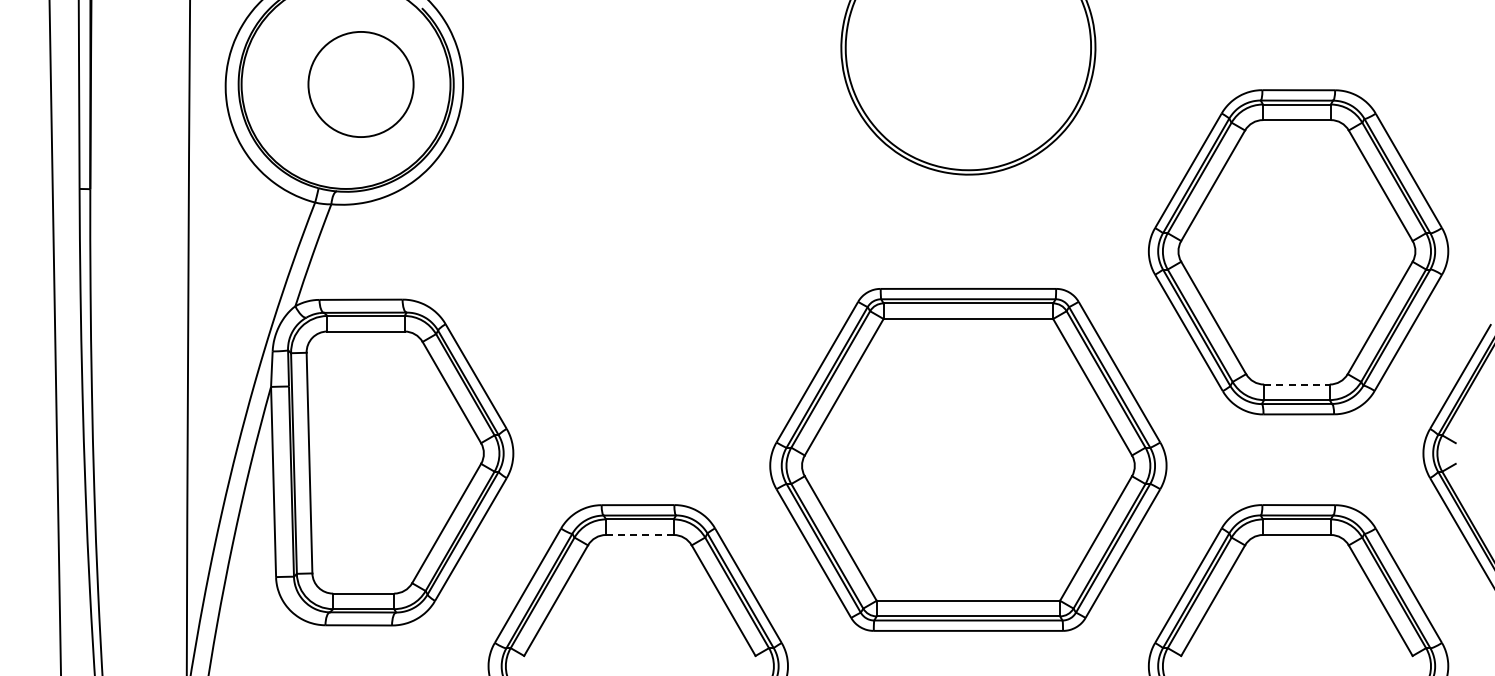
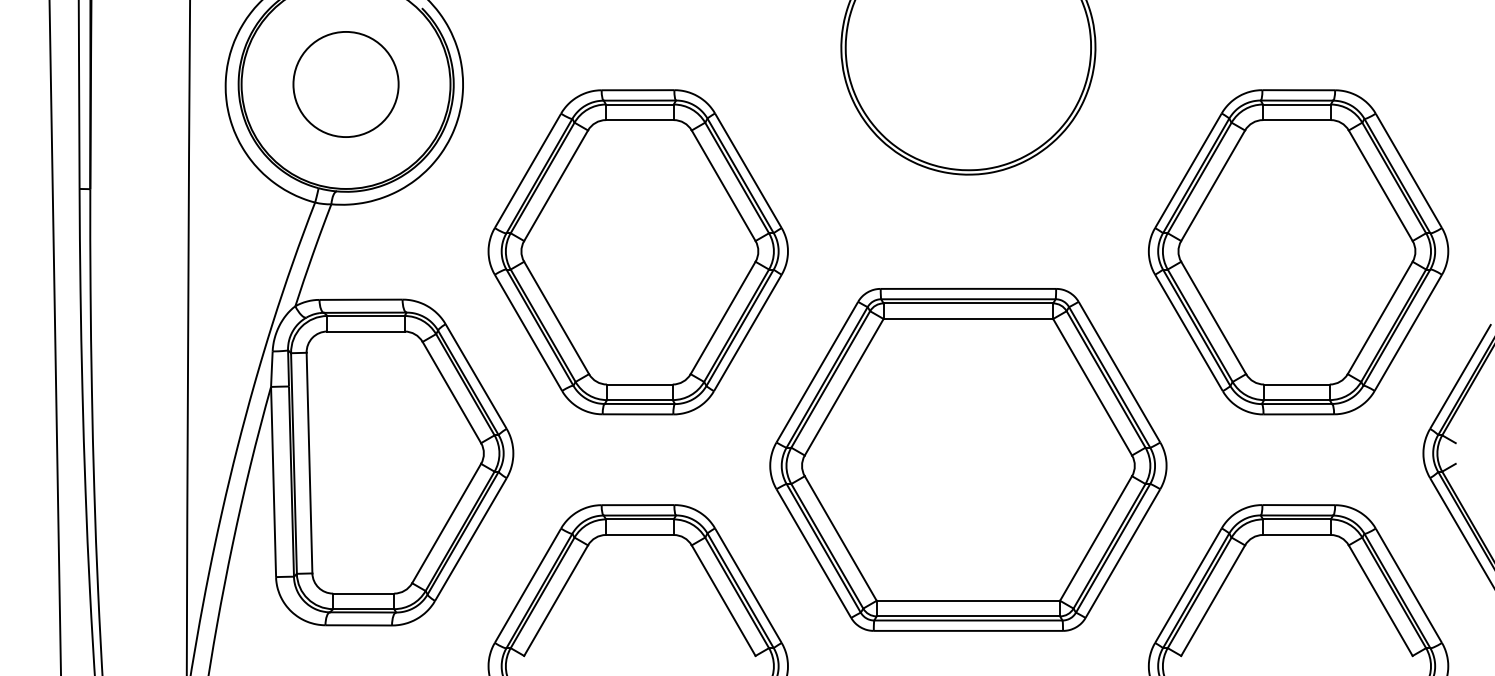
circle position: (360, 84) -> (345, 84) (345, 84)
part: none -> present (637, 252)
line: dashed -> solid (1296, 384)
line: dashed -> solid (639, 534)
